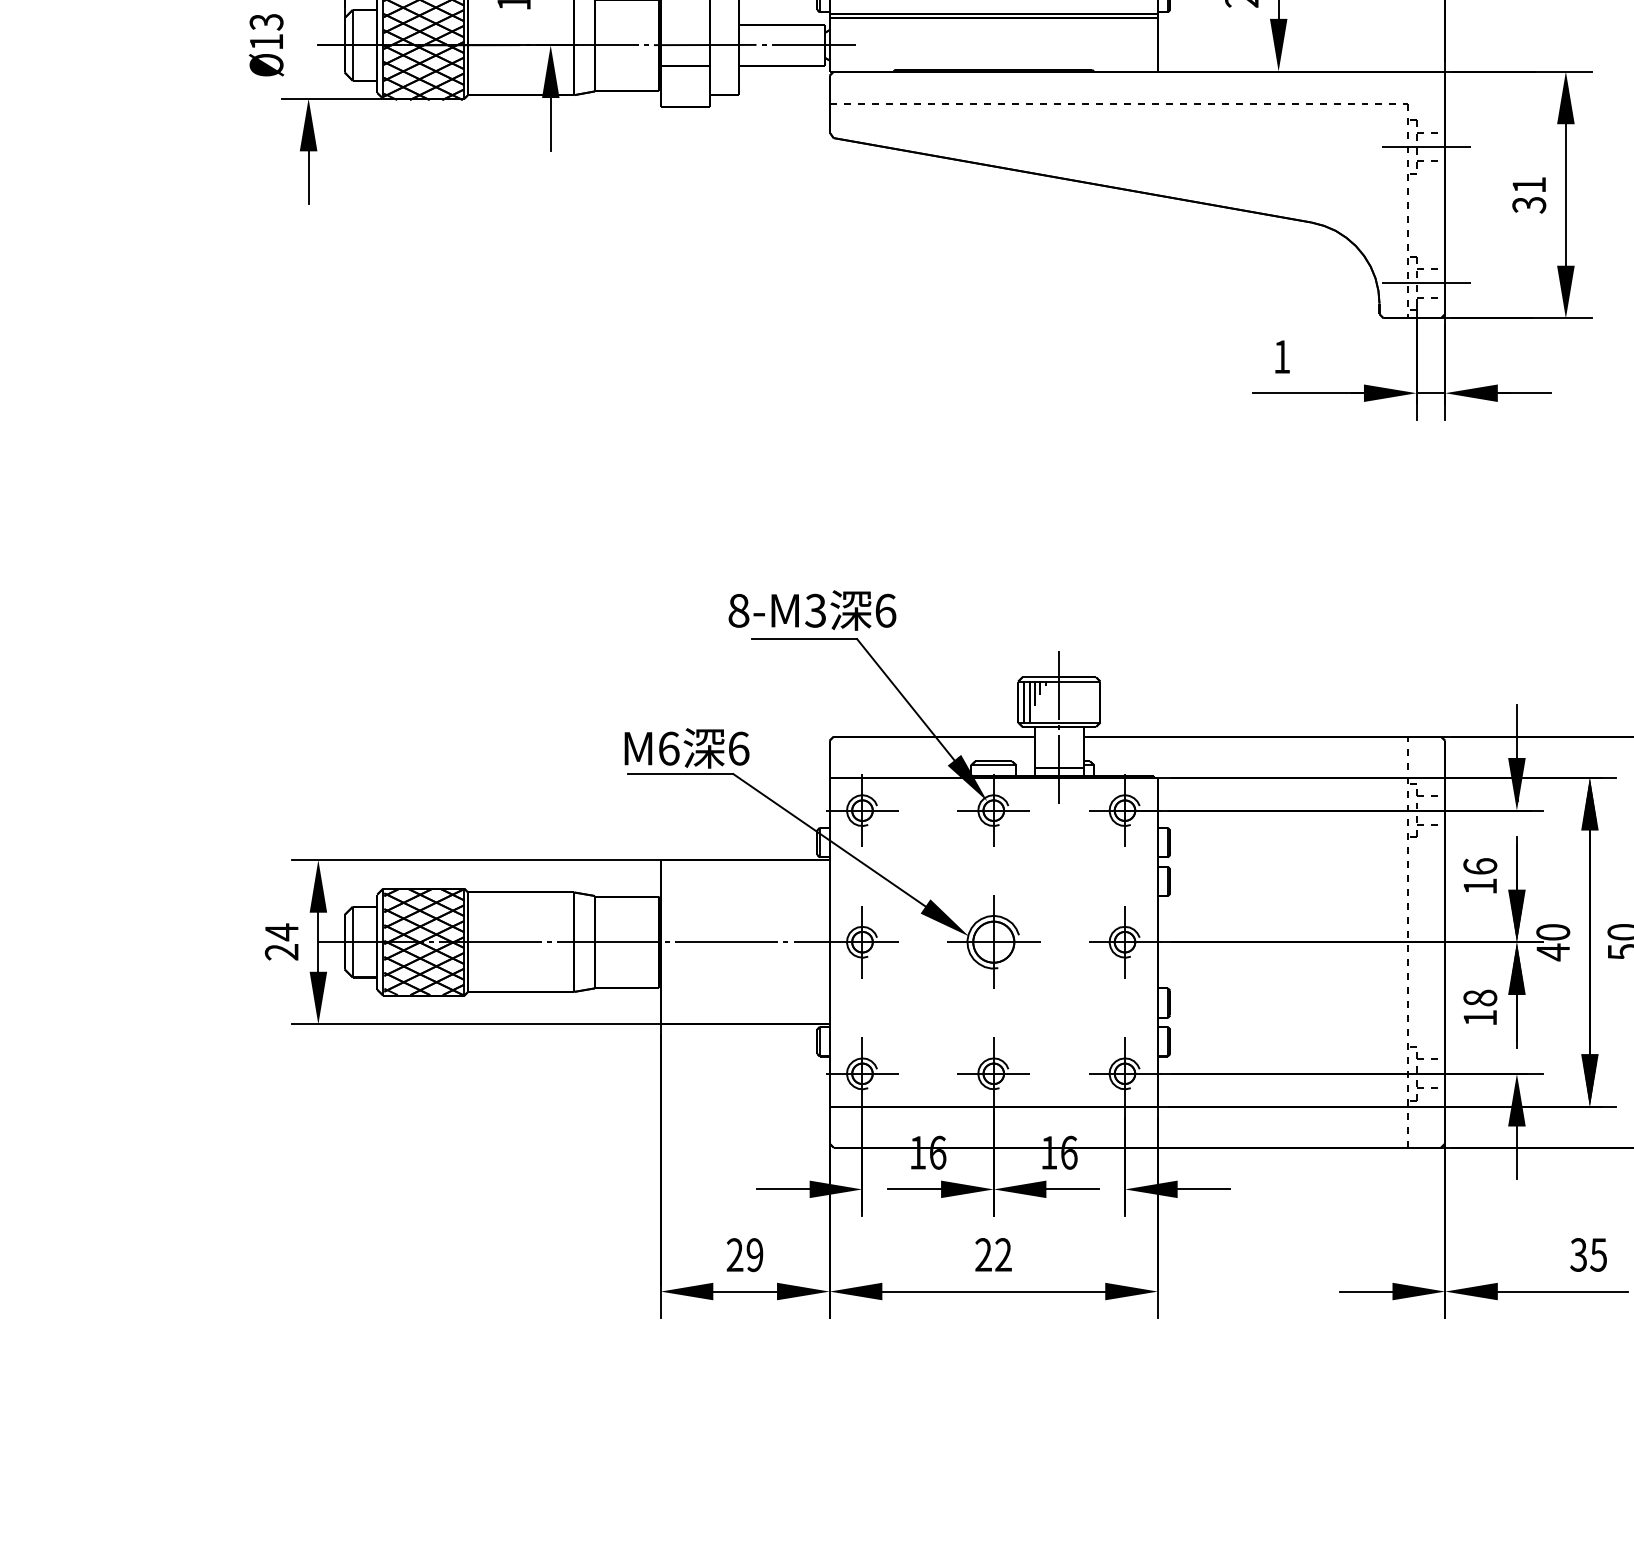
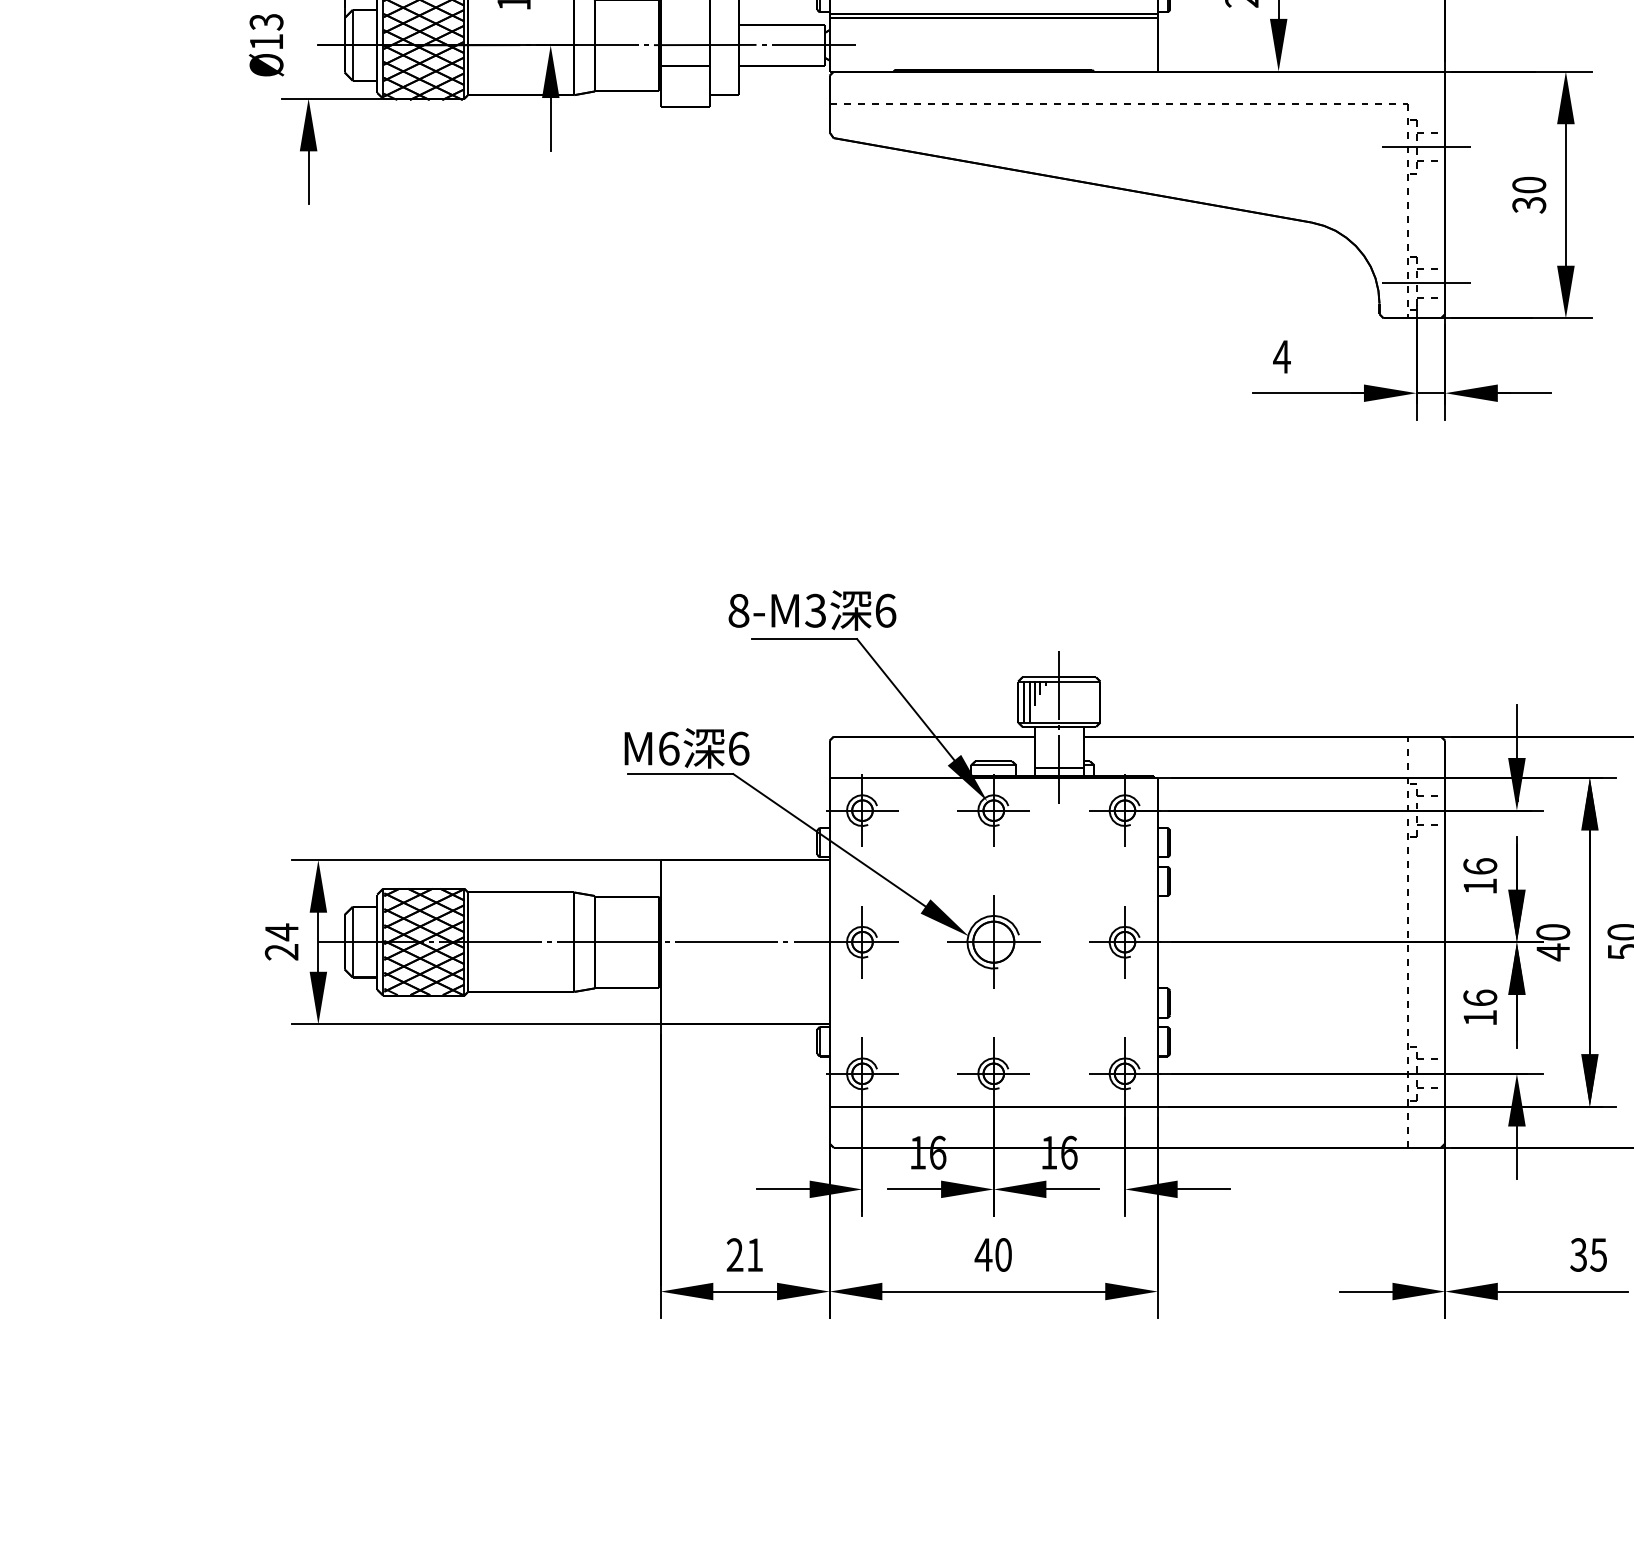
text: 31 -> 30 (1529, 184)
text: 1 -> 4 (1281, 356)
text: 18 -> 16 (1480, 997)
text: 22 -> 40 (992, 1254)
text: 29 -> 21 (754, 1255)
